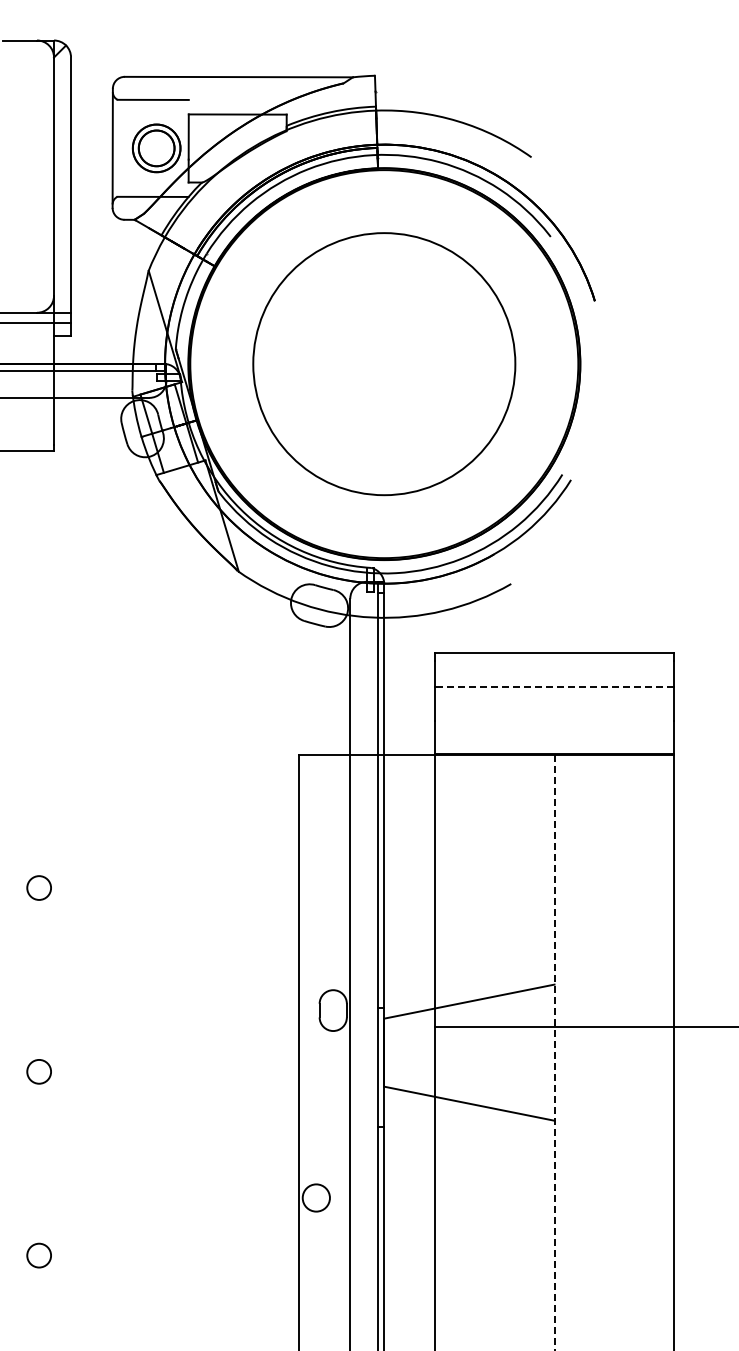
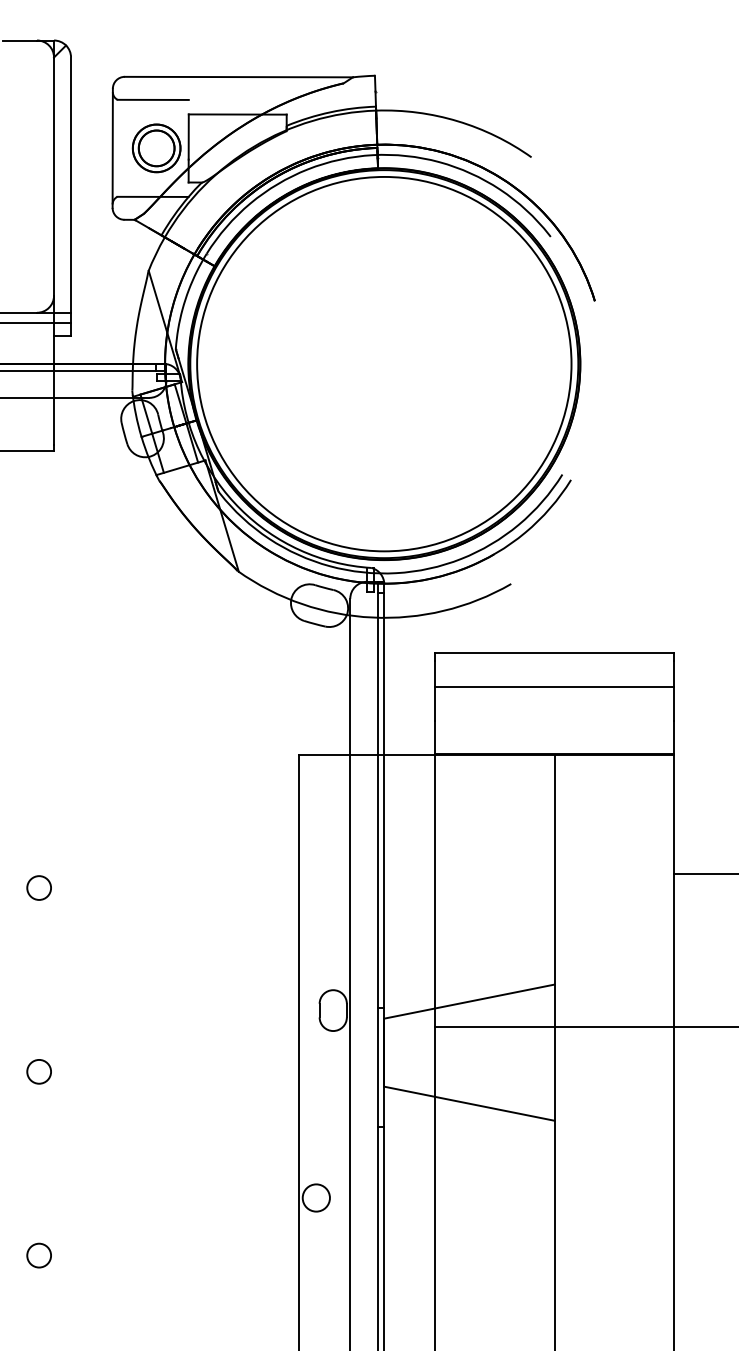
circle diameter: 262 px -> 374 px (384, 363)
line: dashed -> solid (554, 686)
line: none -> present (704, 873)
line: dashed -> solid (554, 1052)
